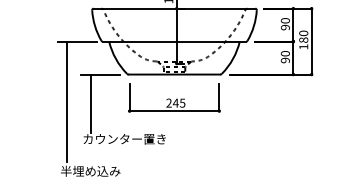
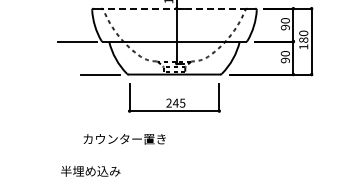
line: solid -> dashed (174, 8)
line: present -> none (66, 101)
line: present -> none (90, 103)
